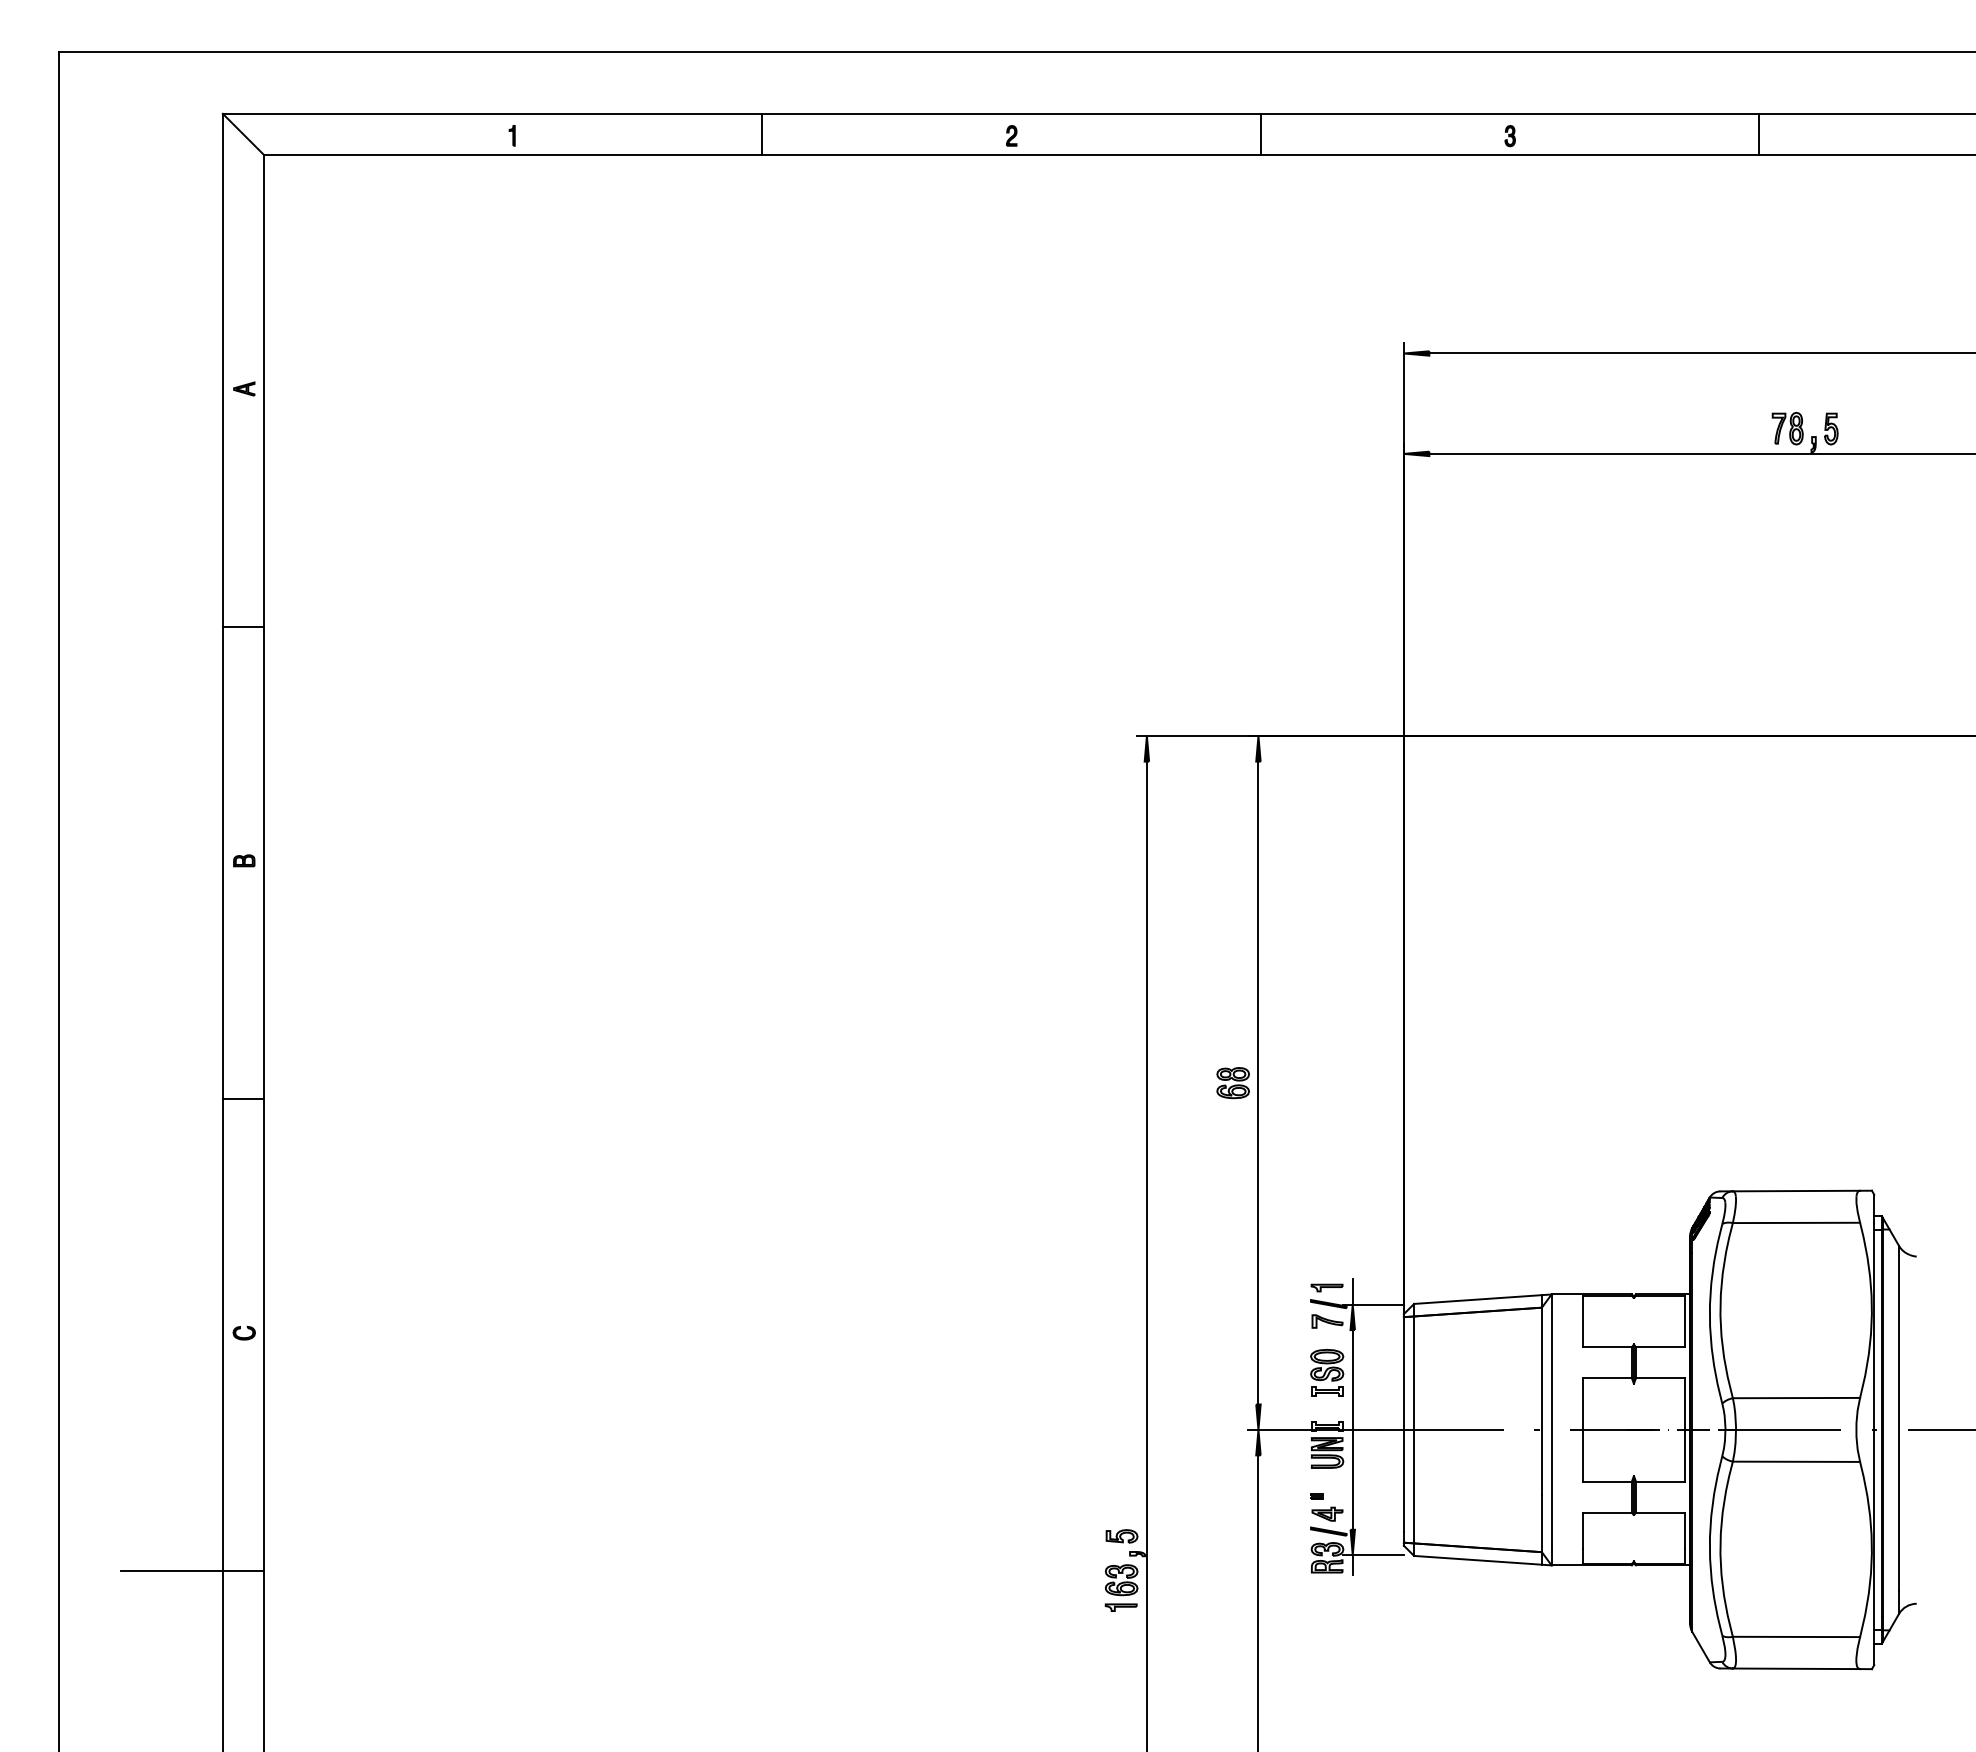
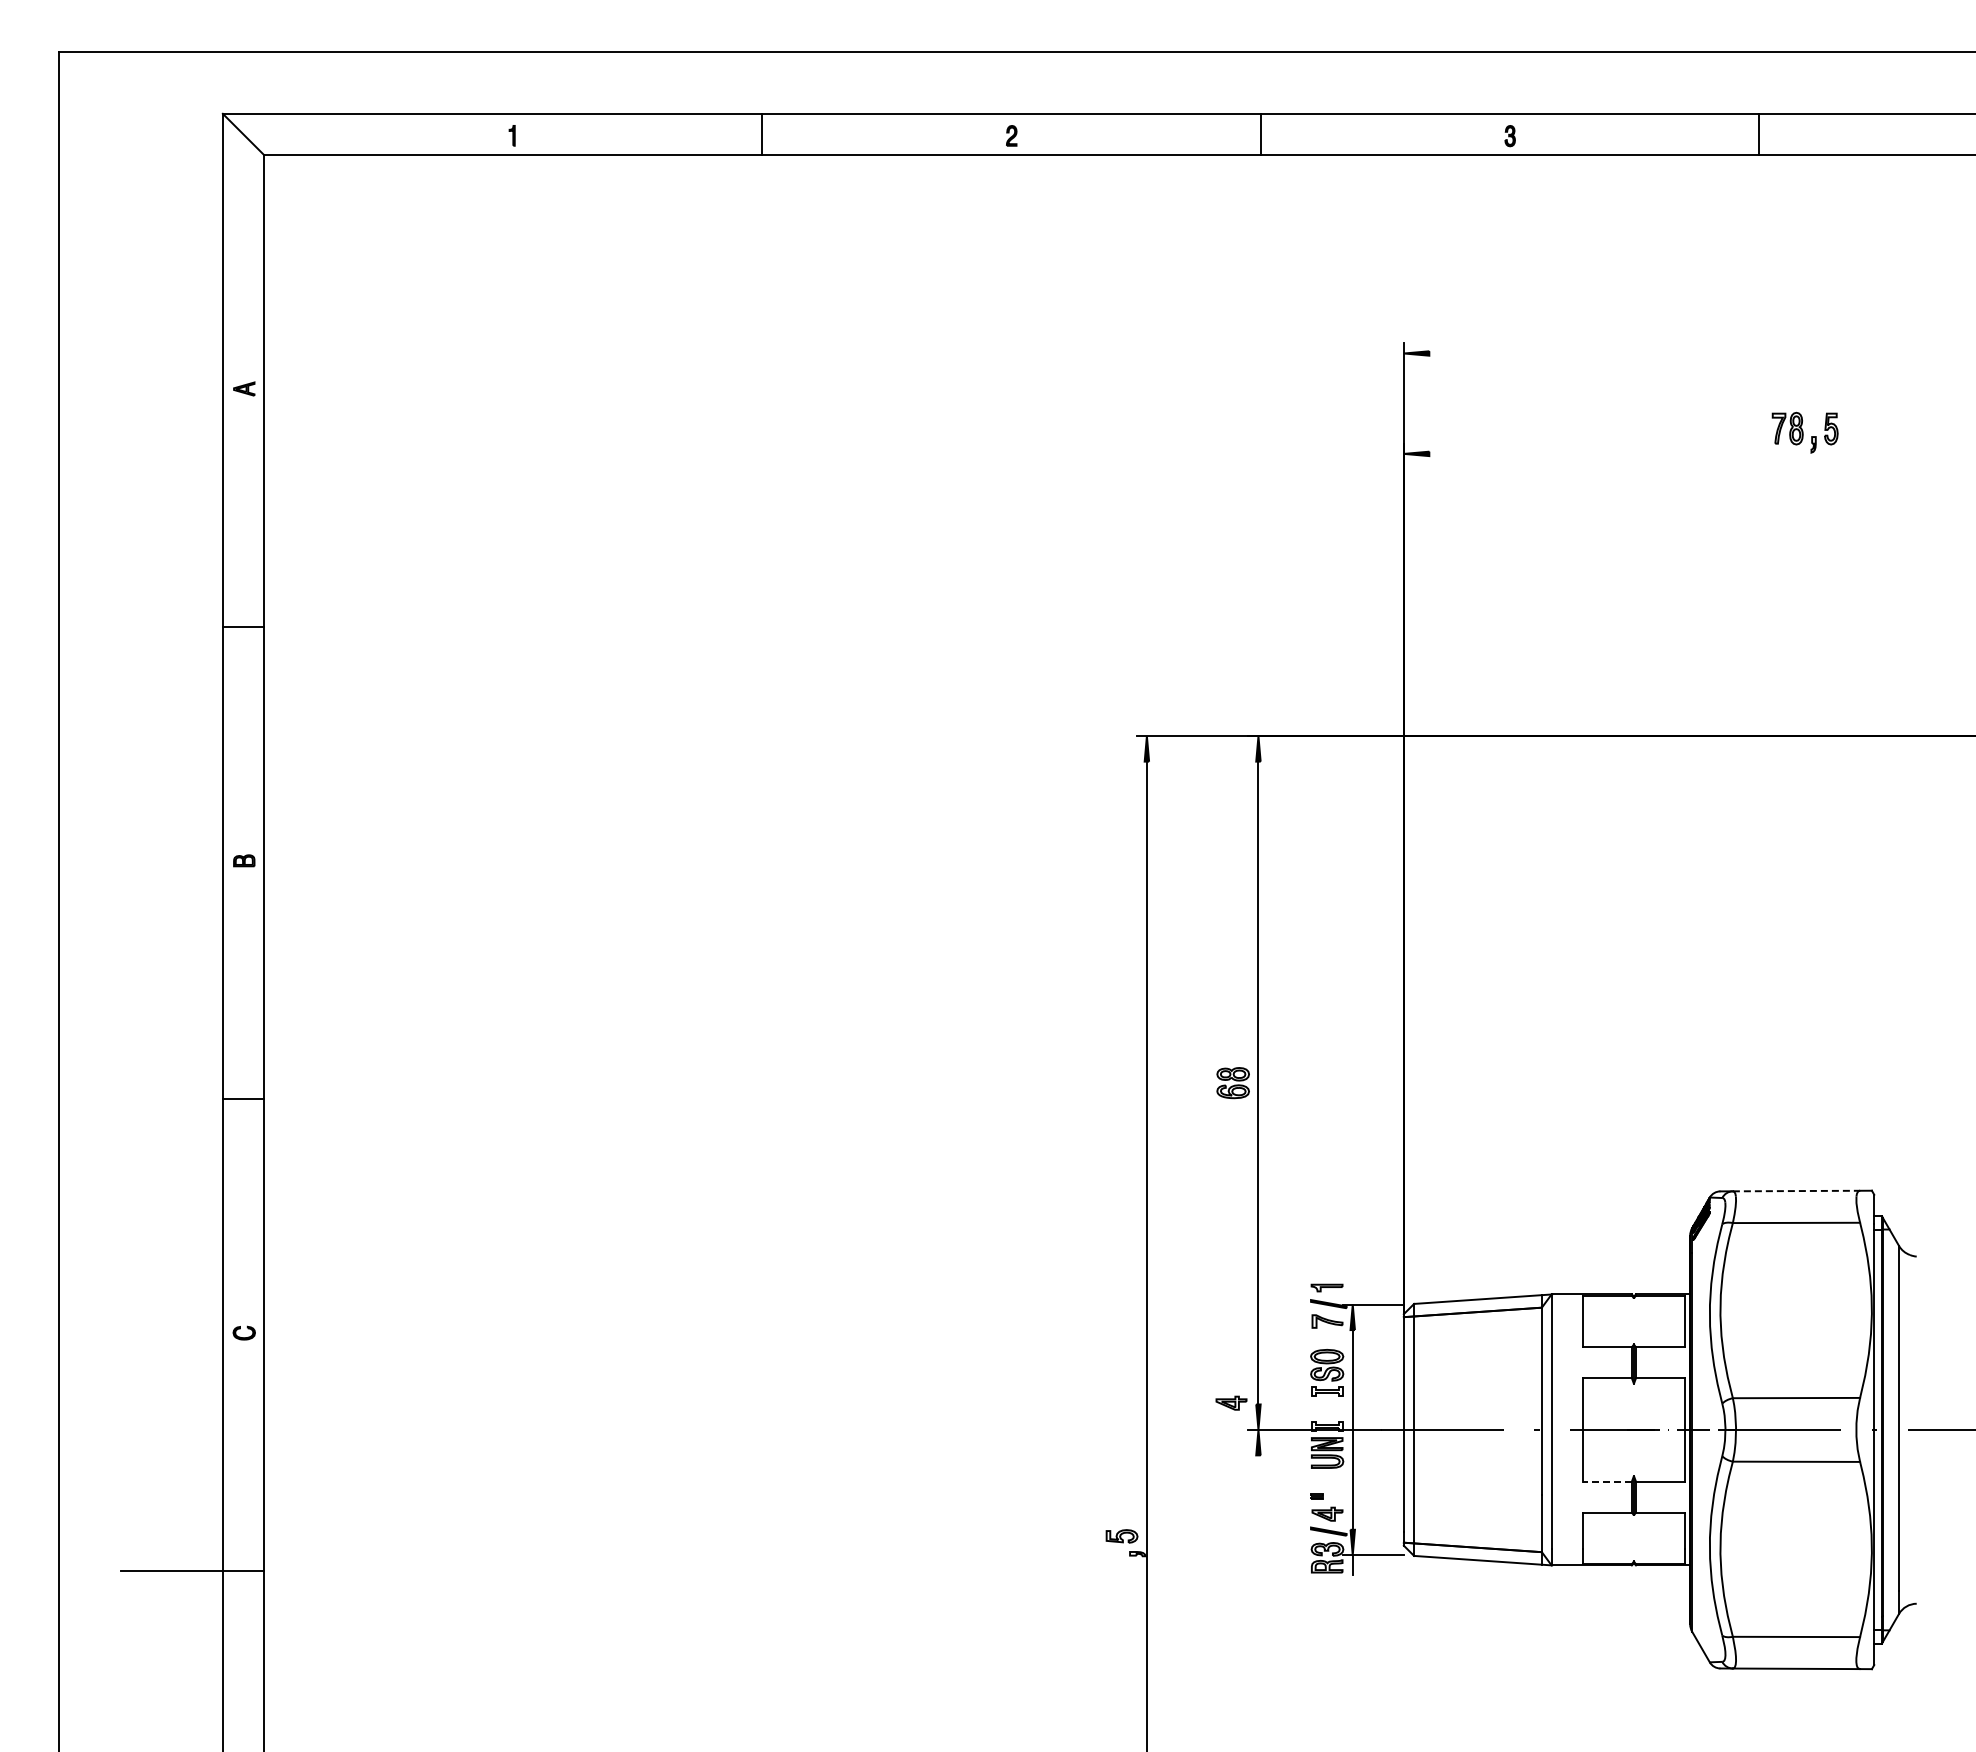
line: present -> none (1700, 353)
line: present -> none (1700, 453)
line: solid -> dashed (1796, 1191)
line: present -> none (1352, 1291)
part: none -> present (1231, 1402)
line: solid -> dashed (1607, 1481)
part: present -> none (1121, 1587)
line: present -> none (1258, 1601)
